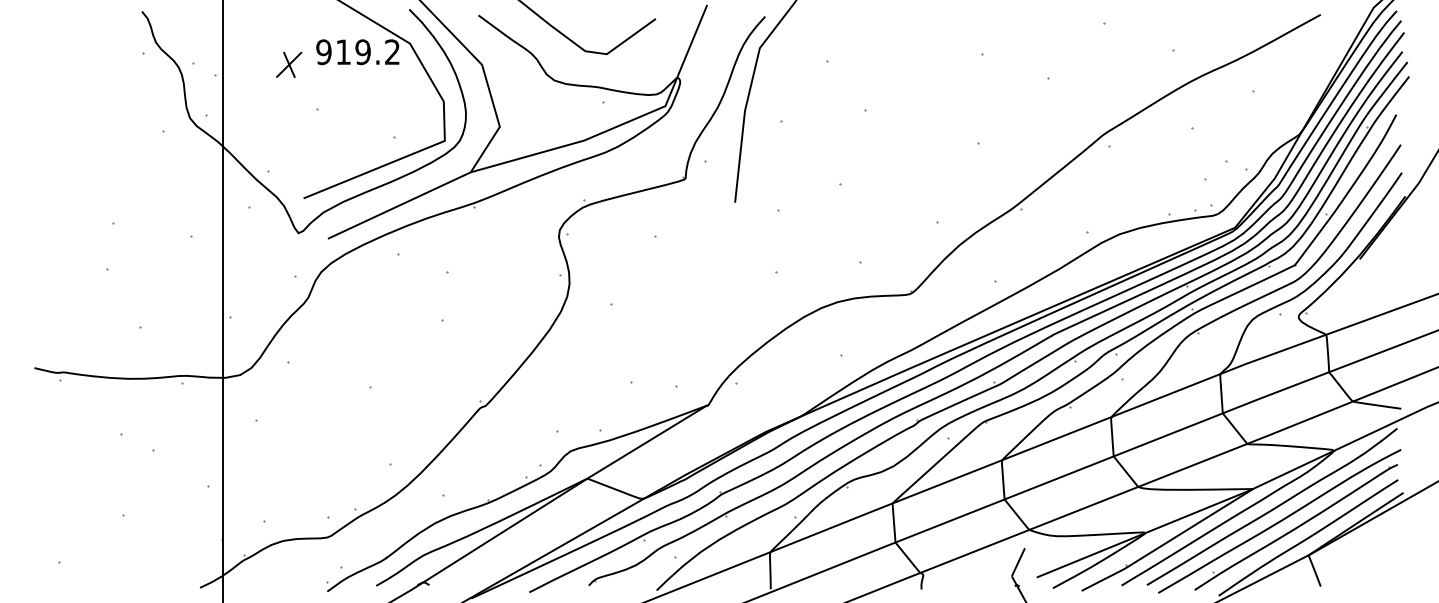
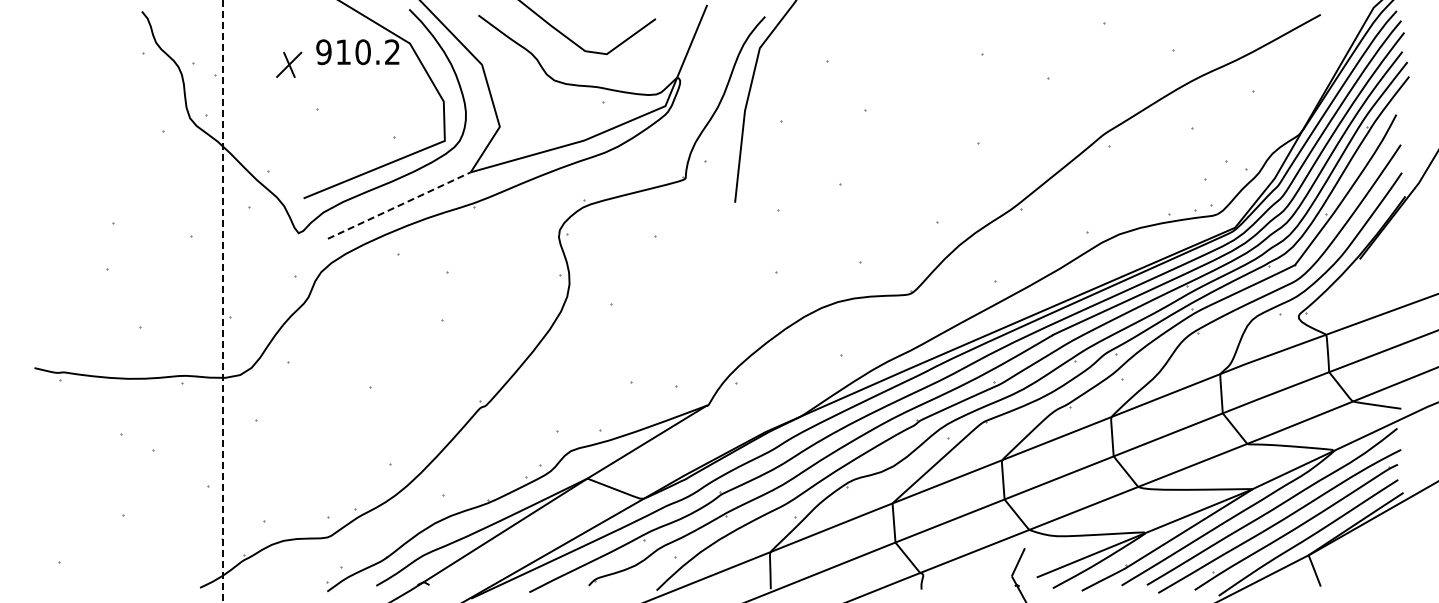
text: 919.2 -> 910.2 (362, 52)
line: solid -> dashed (399, 205)
line: solid -> dashed (223, 300)
